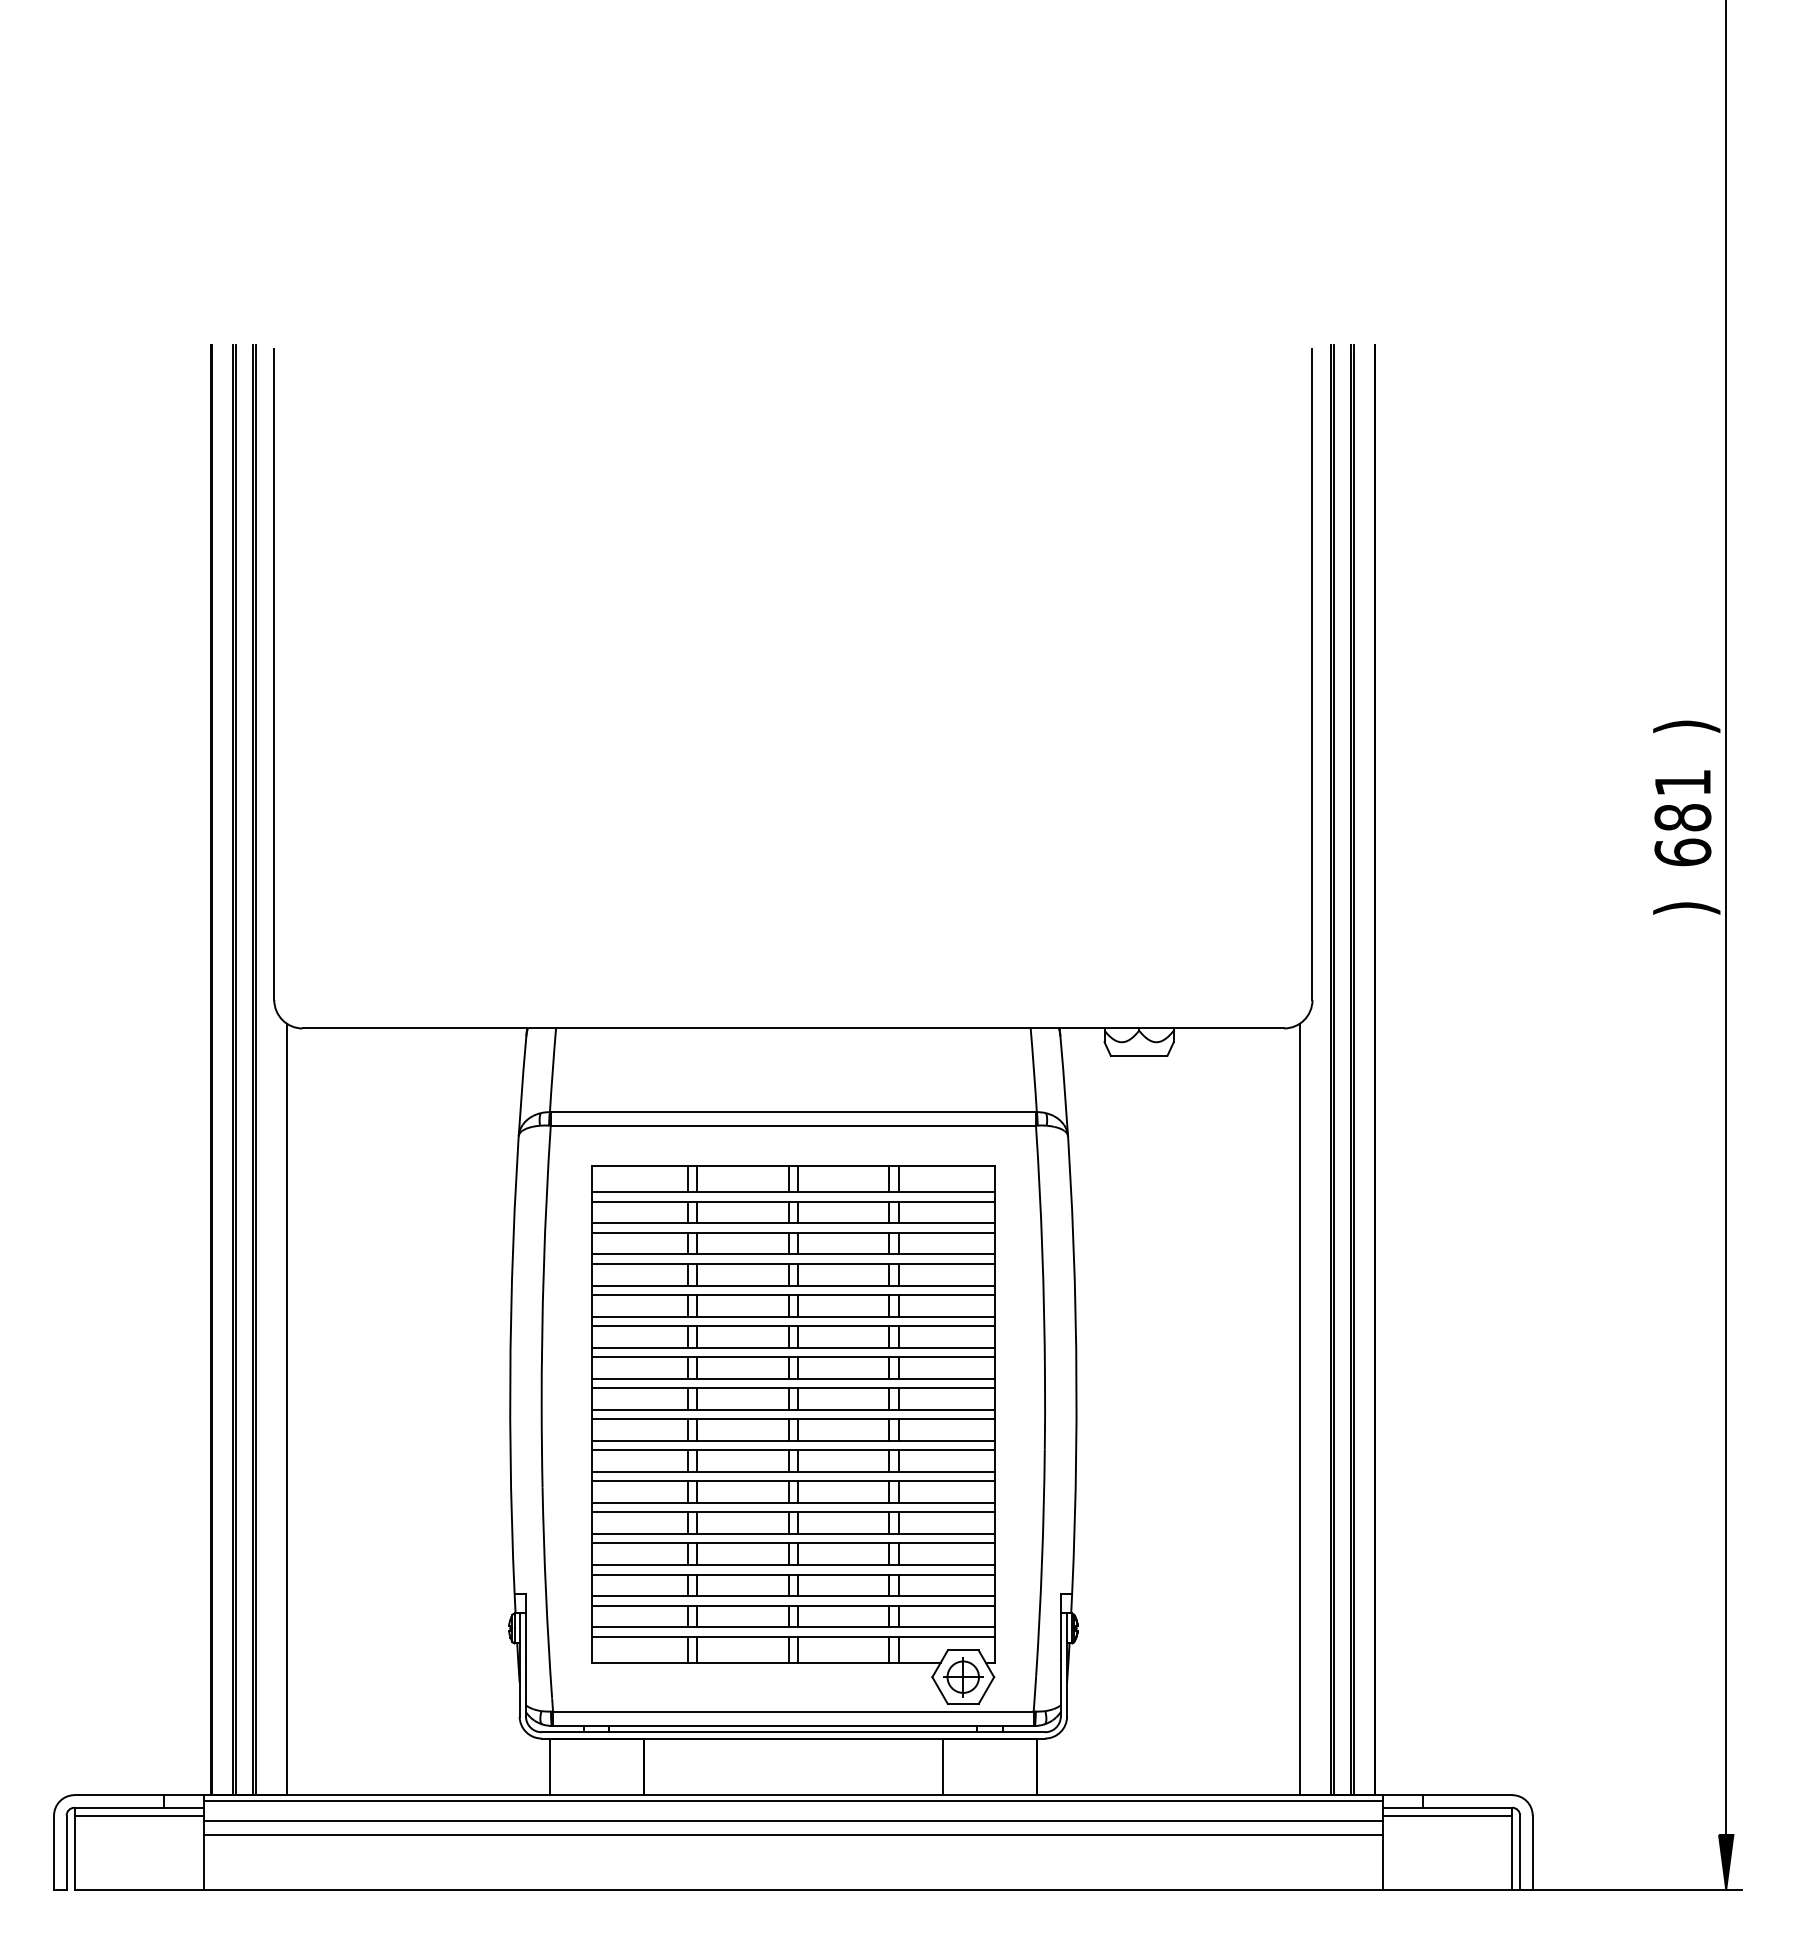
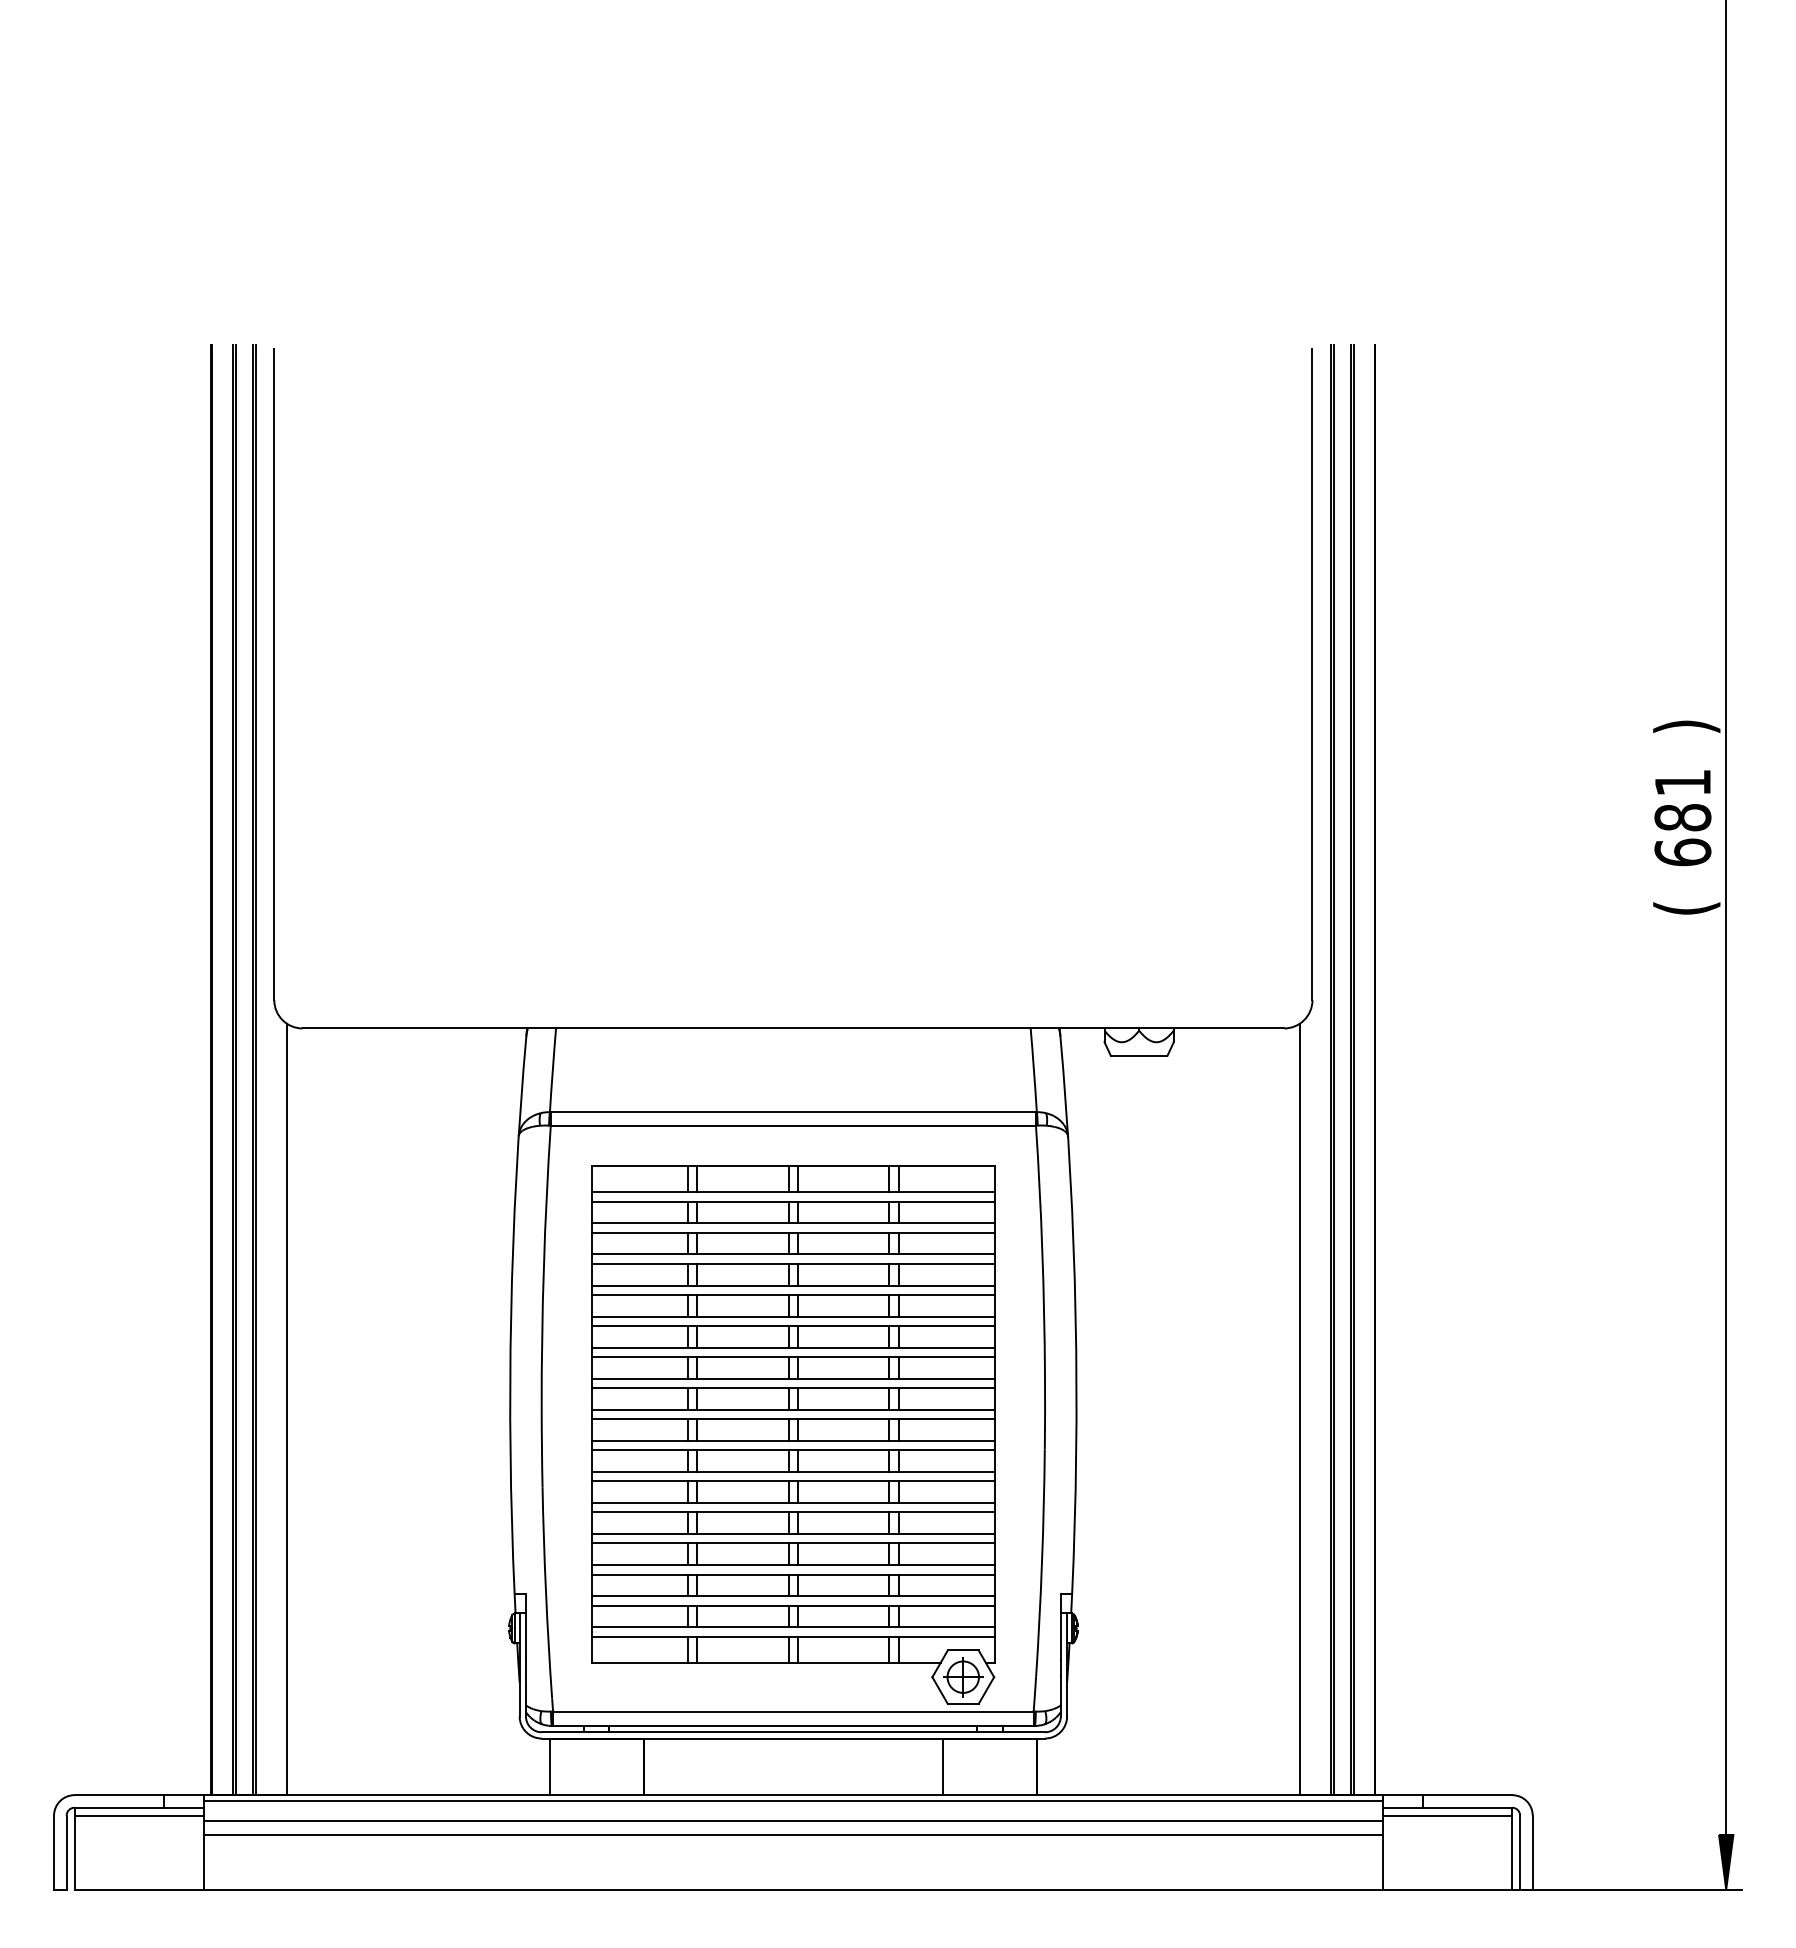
text: ) -> ( (1686, 908)
